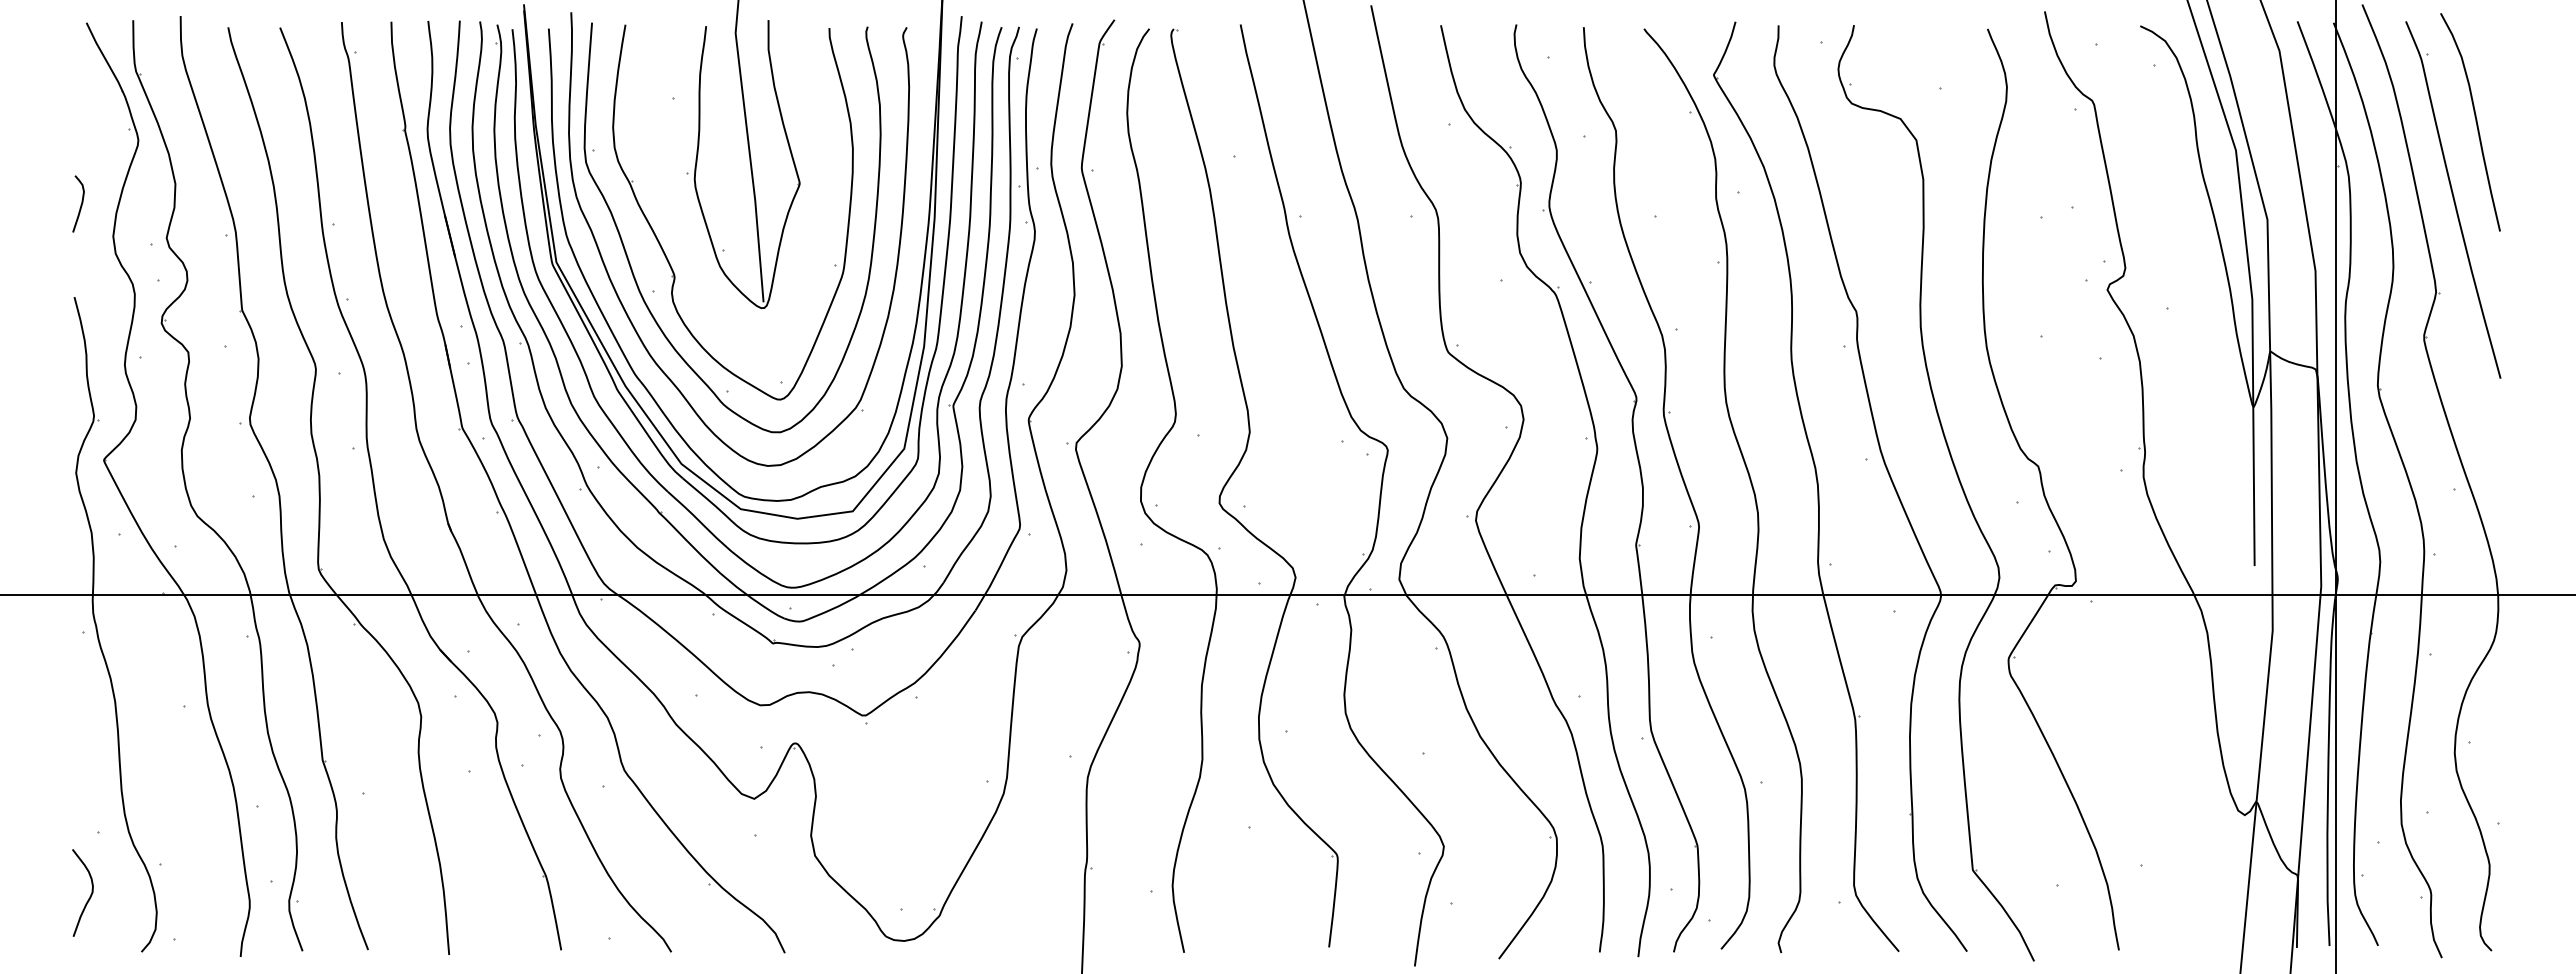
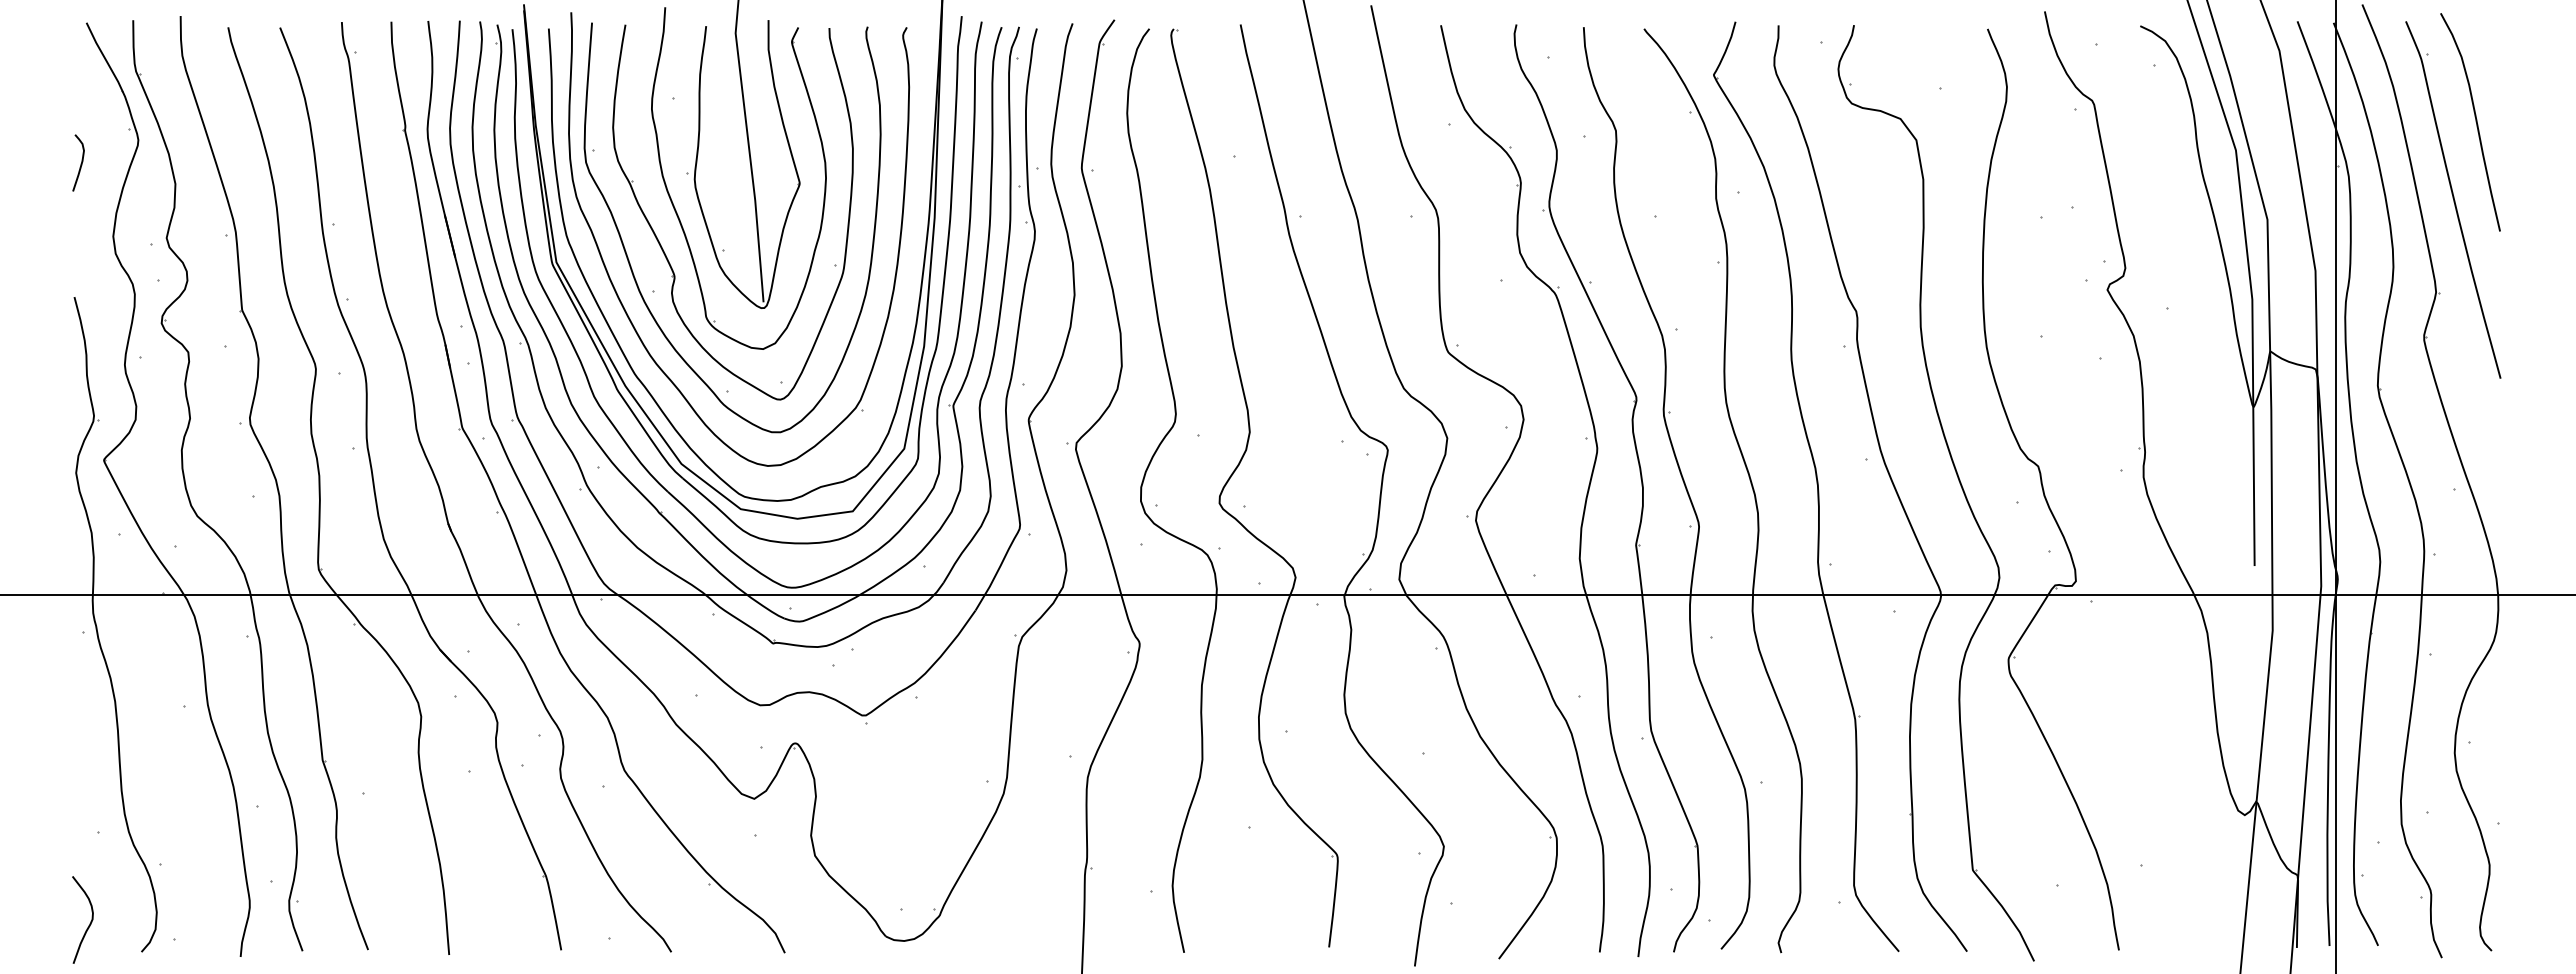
curve position: (80, 204) -> (80, 163) (80, 163)
part: none -> present (675, 207)
curve position: (89, 896) -> (89, 923) (89, 923)
